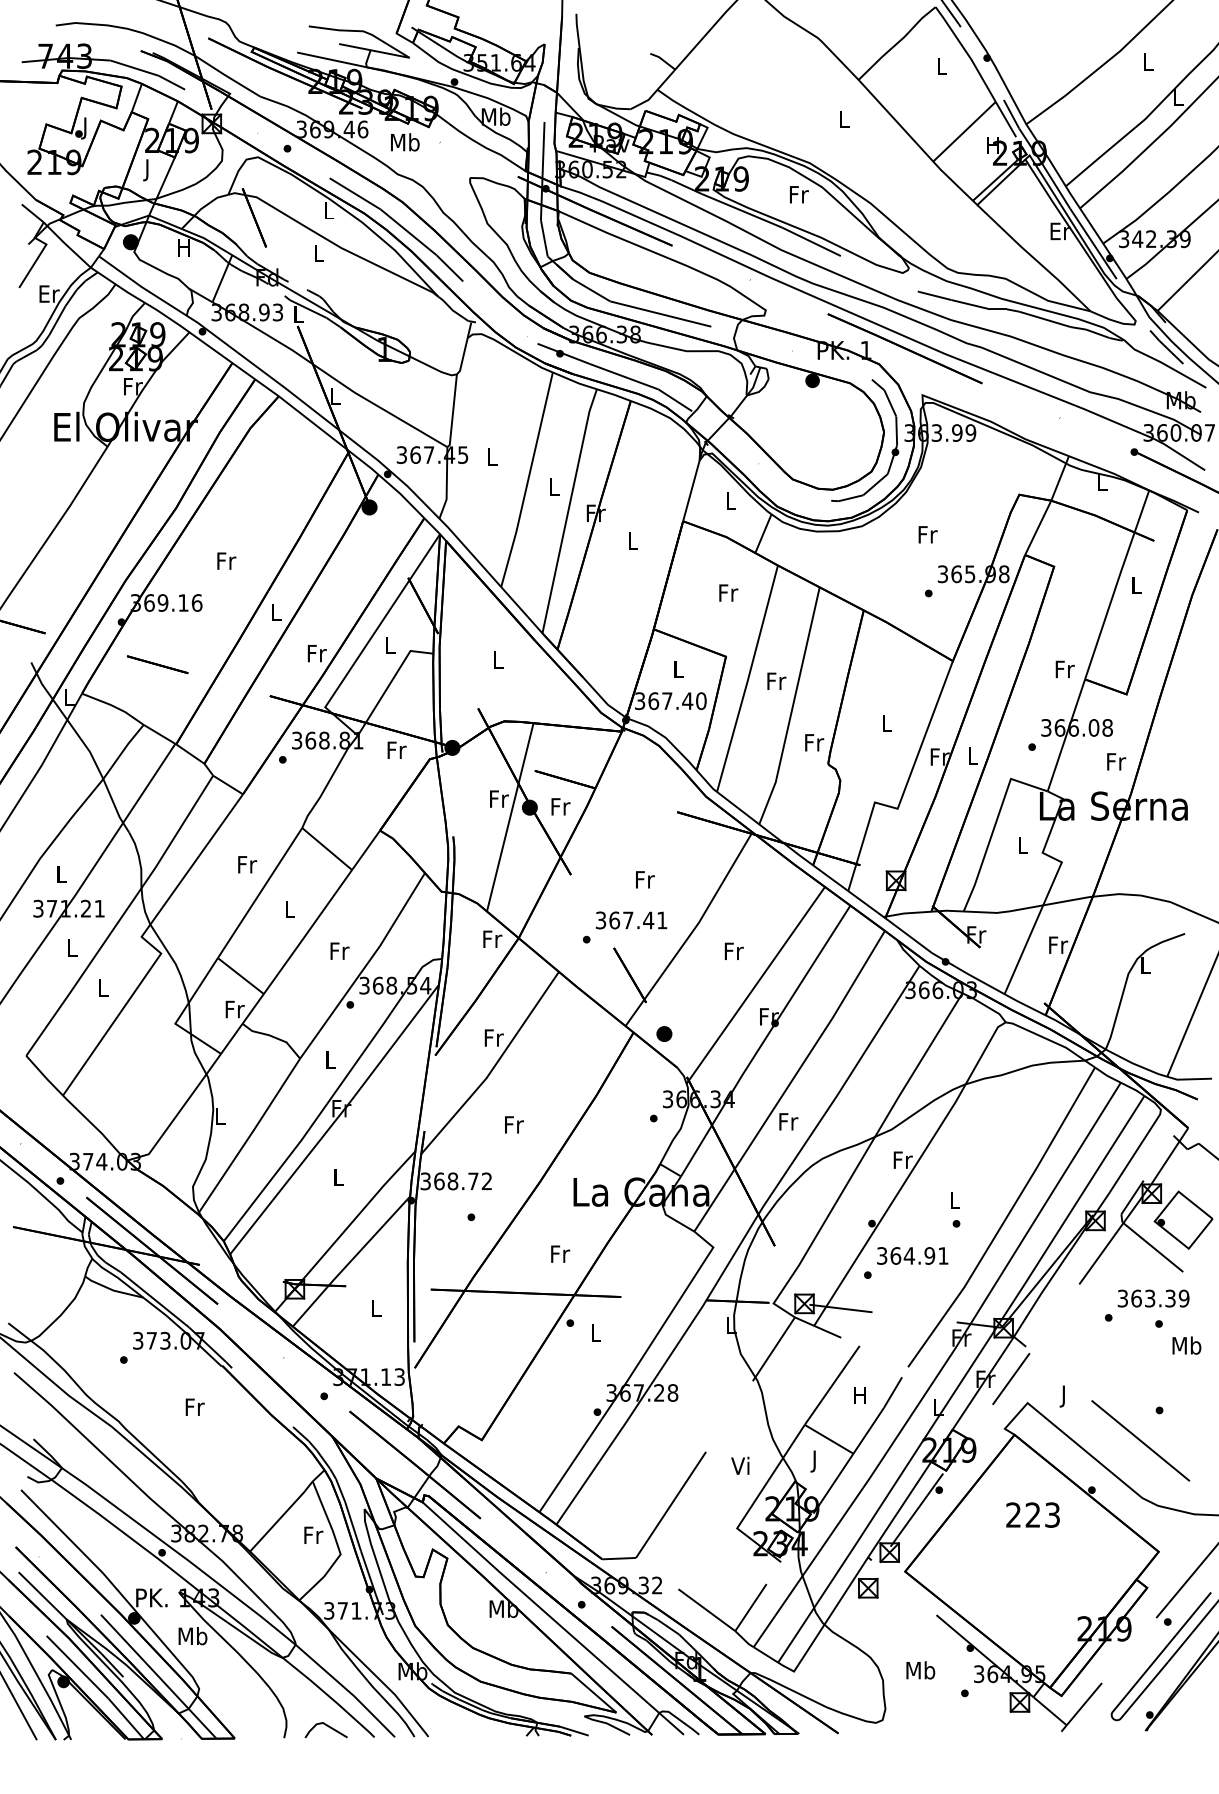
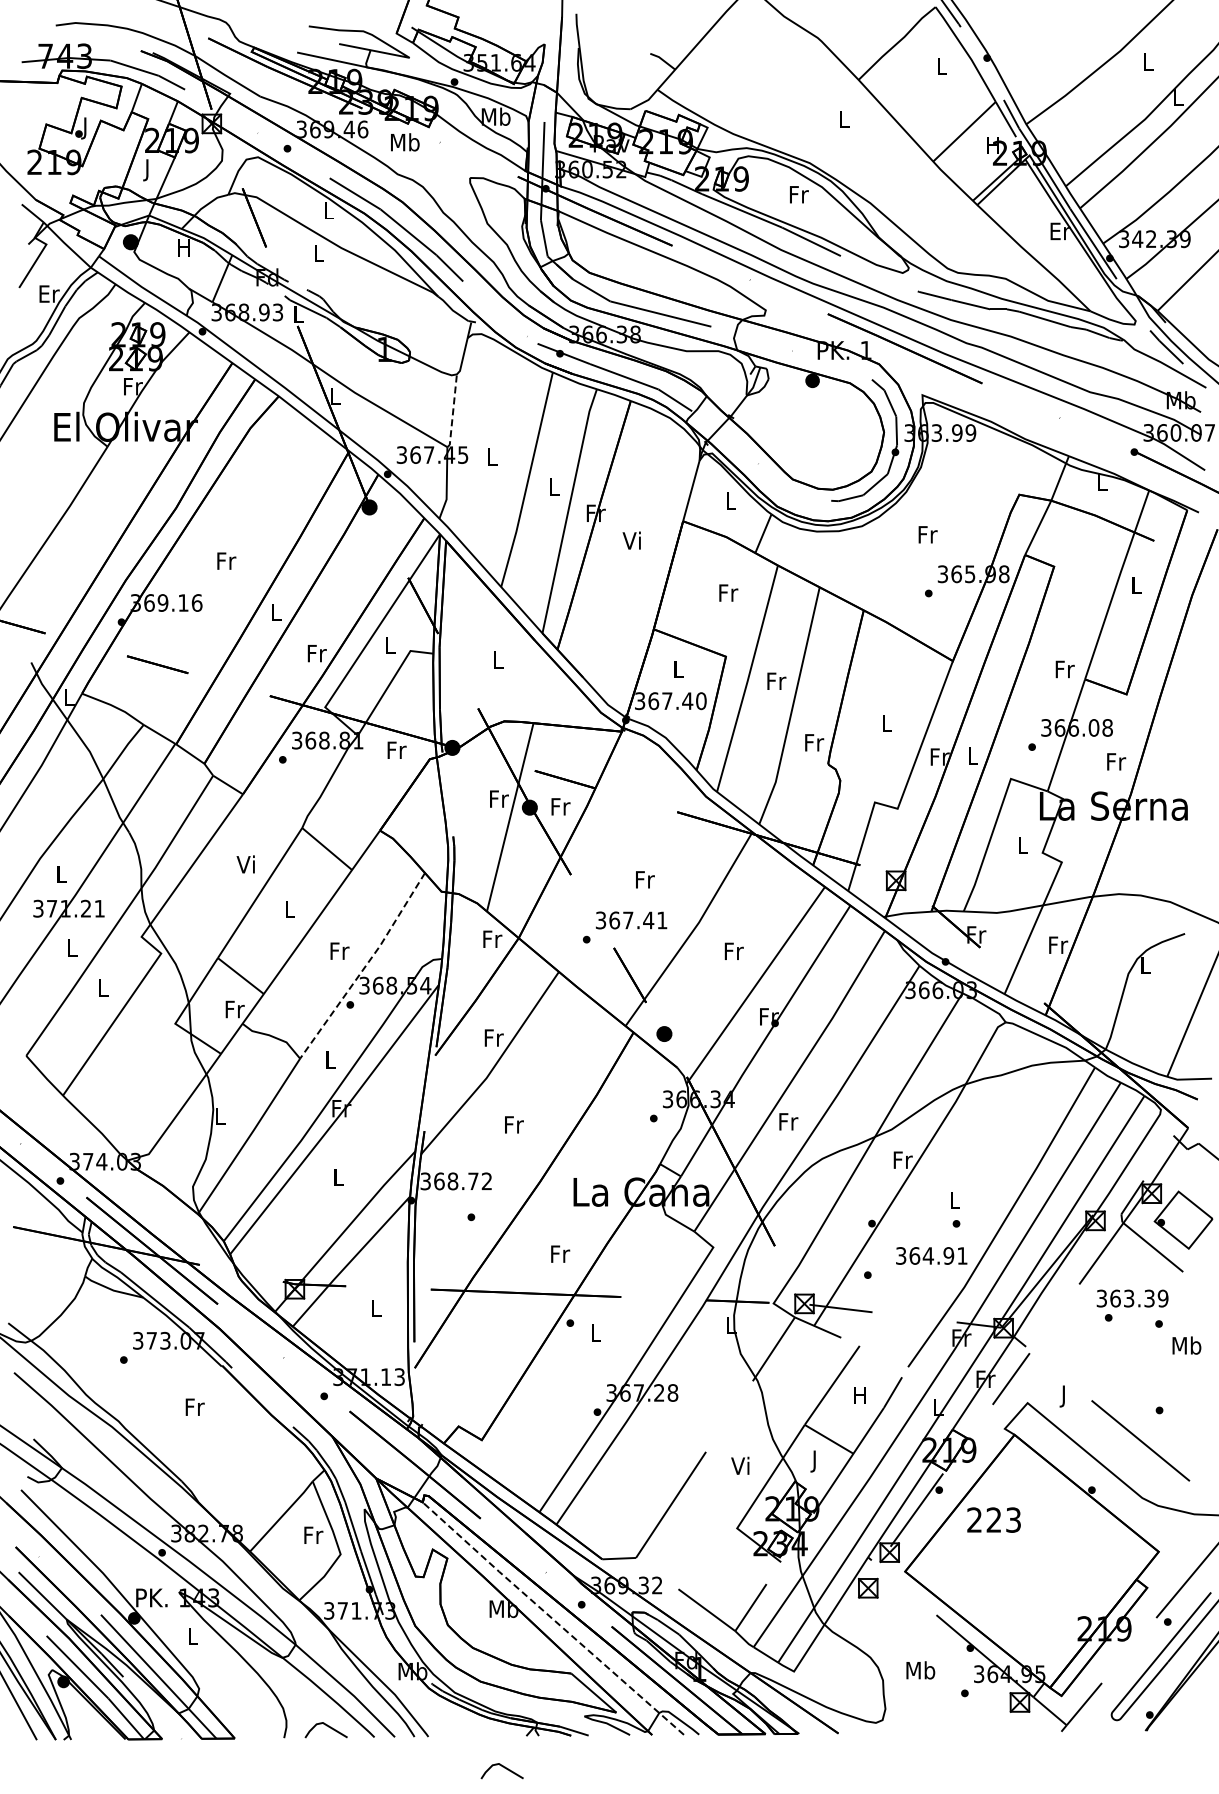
line: solid -> dashed (453, 412)
text: L -> Vi (631, 540)
text: Fr -> Vi (246, 864)
line: solid -> dashed (365, 967)
text position: (912, 1255) -> (931, 1255) (931, 1255)
text position: (1153, 1298) -> (1132, 1298) (1132, 1298)
text position: (1032, 1514) -> (993, 1519) (993, 1519)
line: solid -> dashed (552, 1618)
text: Mb -> L (192, 1636)
line: none -> present (502, 1767)
